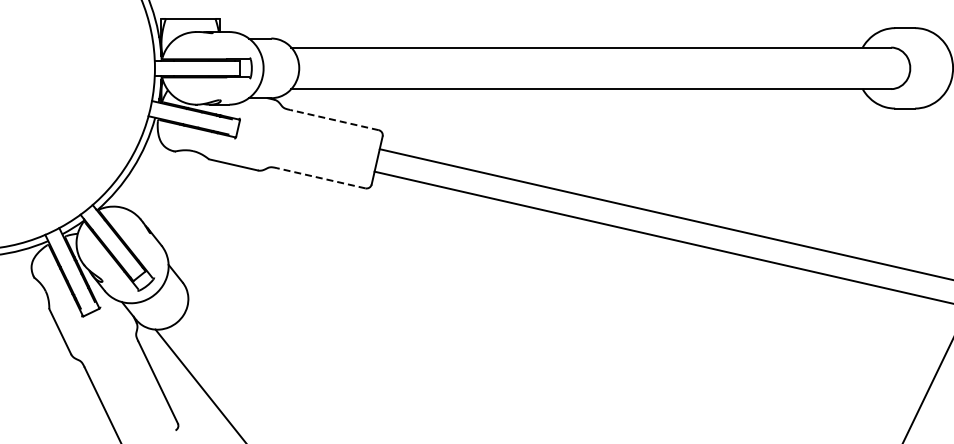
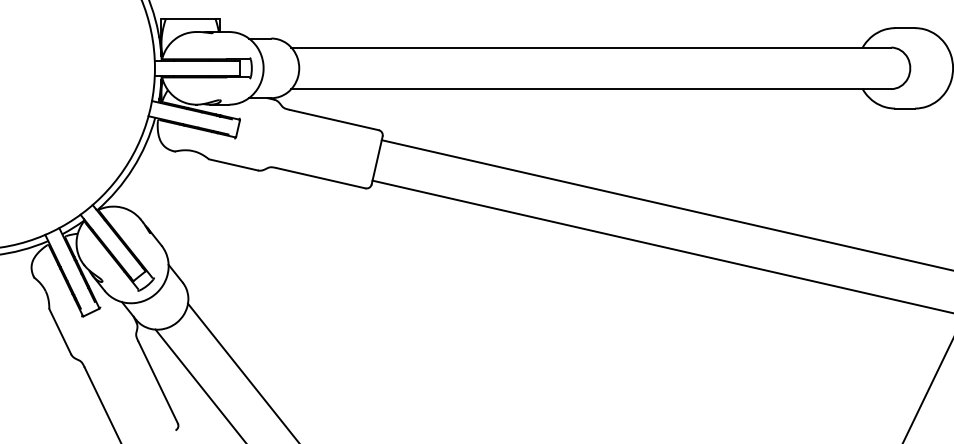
line: dashed -> solid (334, 119)
line: dashed -> solid (320, 178)
line position: (664, 214) -> (665, 205) (665, 205)
line position: (662, 237) -> (661, 246) (661, 246)
line: none -> present (242, 371)
